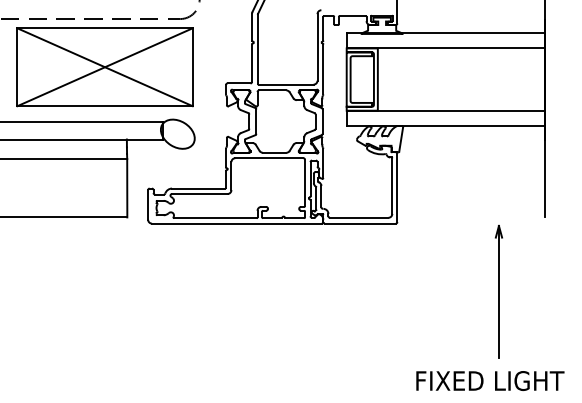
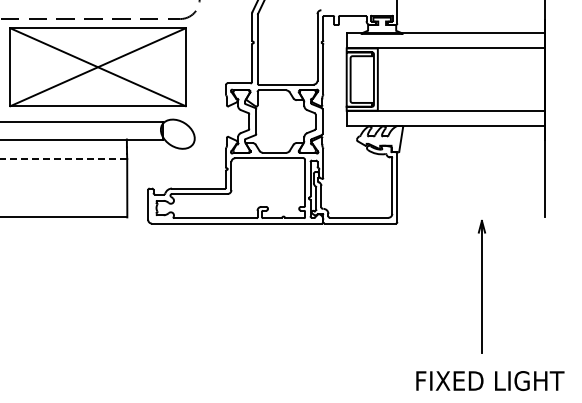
part position: (104, 67) -> (97, 67) (97, 67)
line: solid -> dashed (63, 159)
part position: (498, 291) -> (481, 286) (481, 286)
